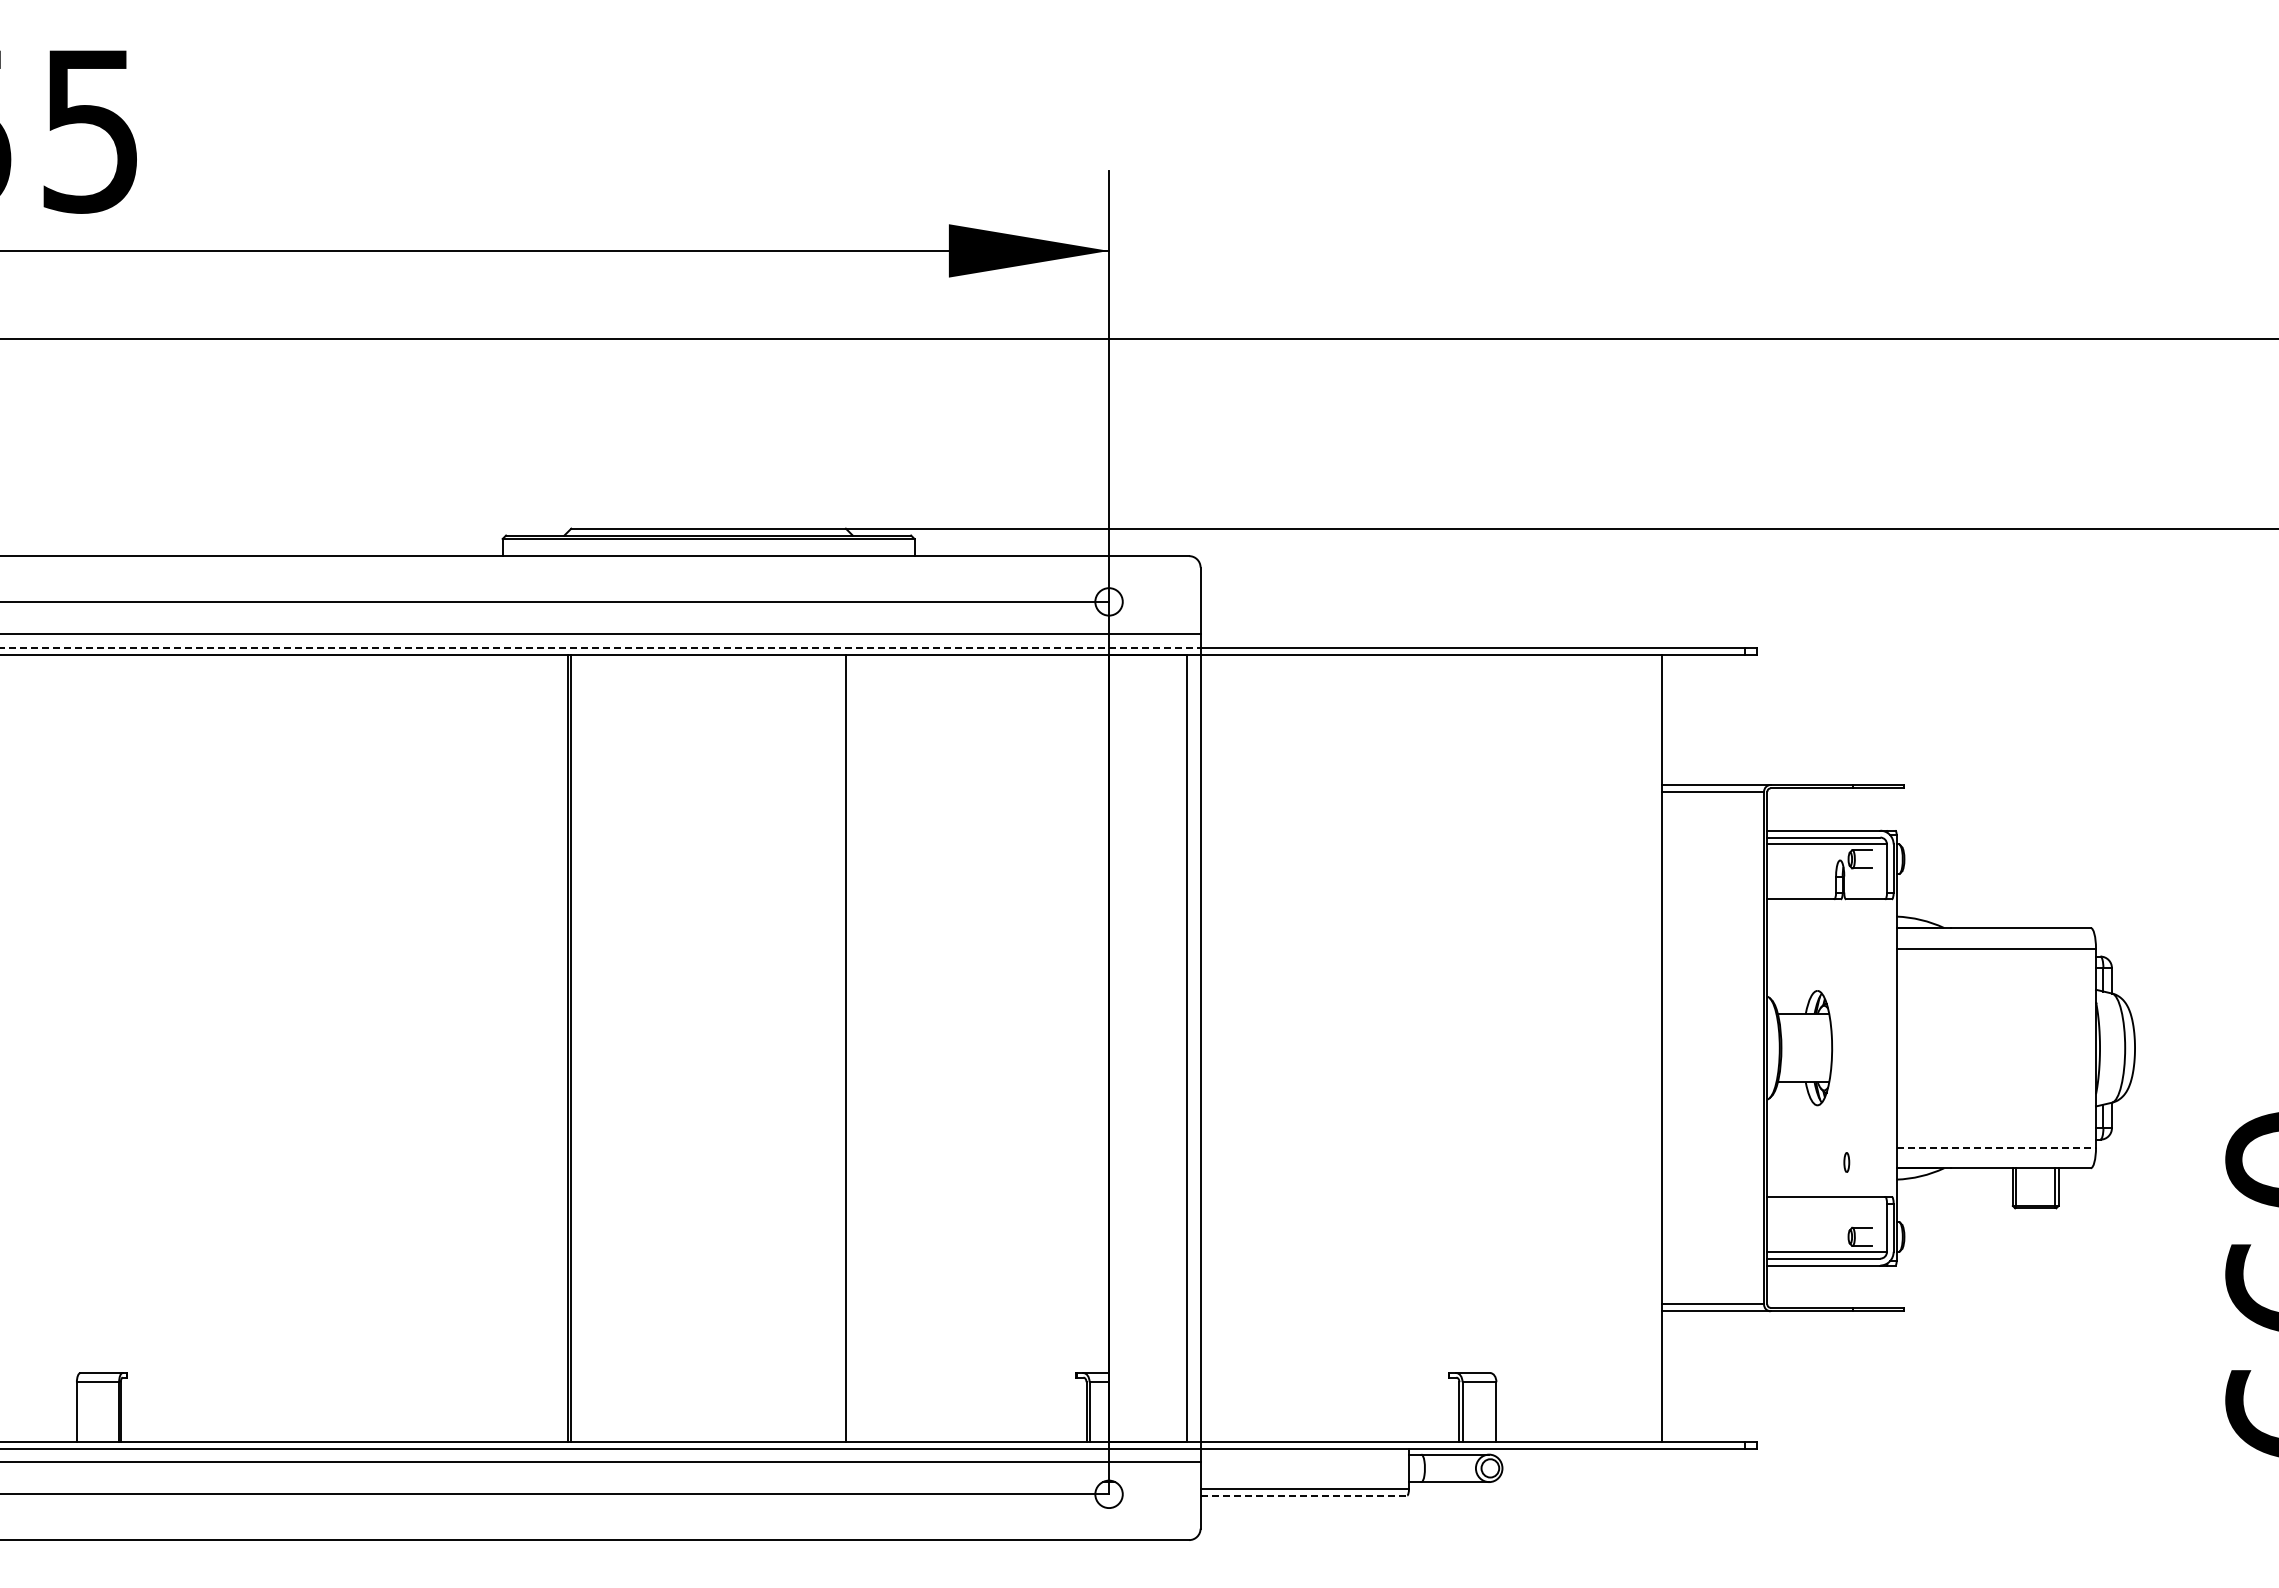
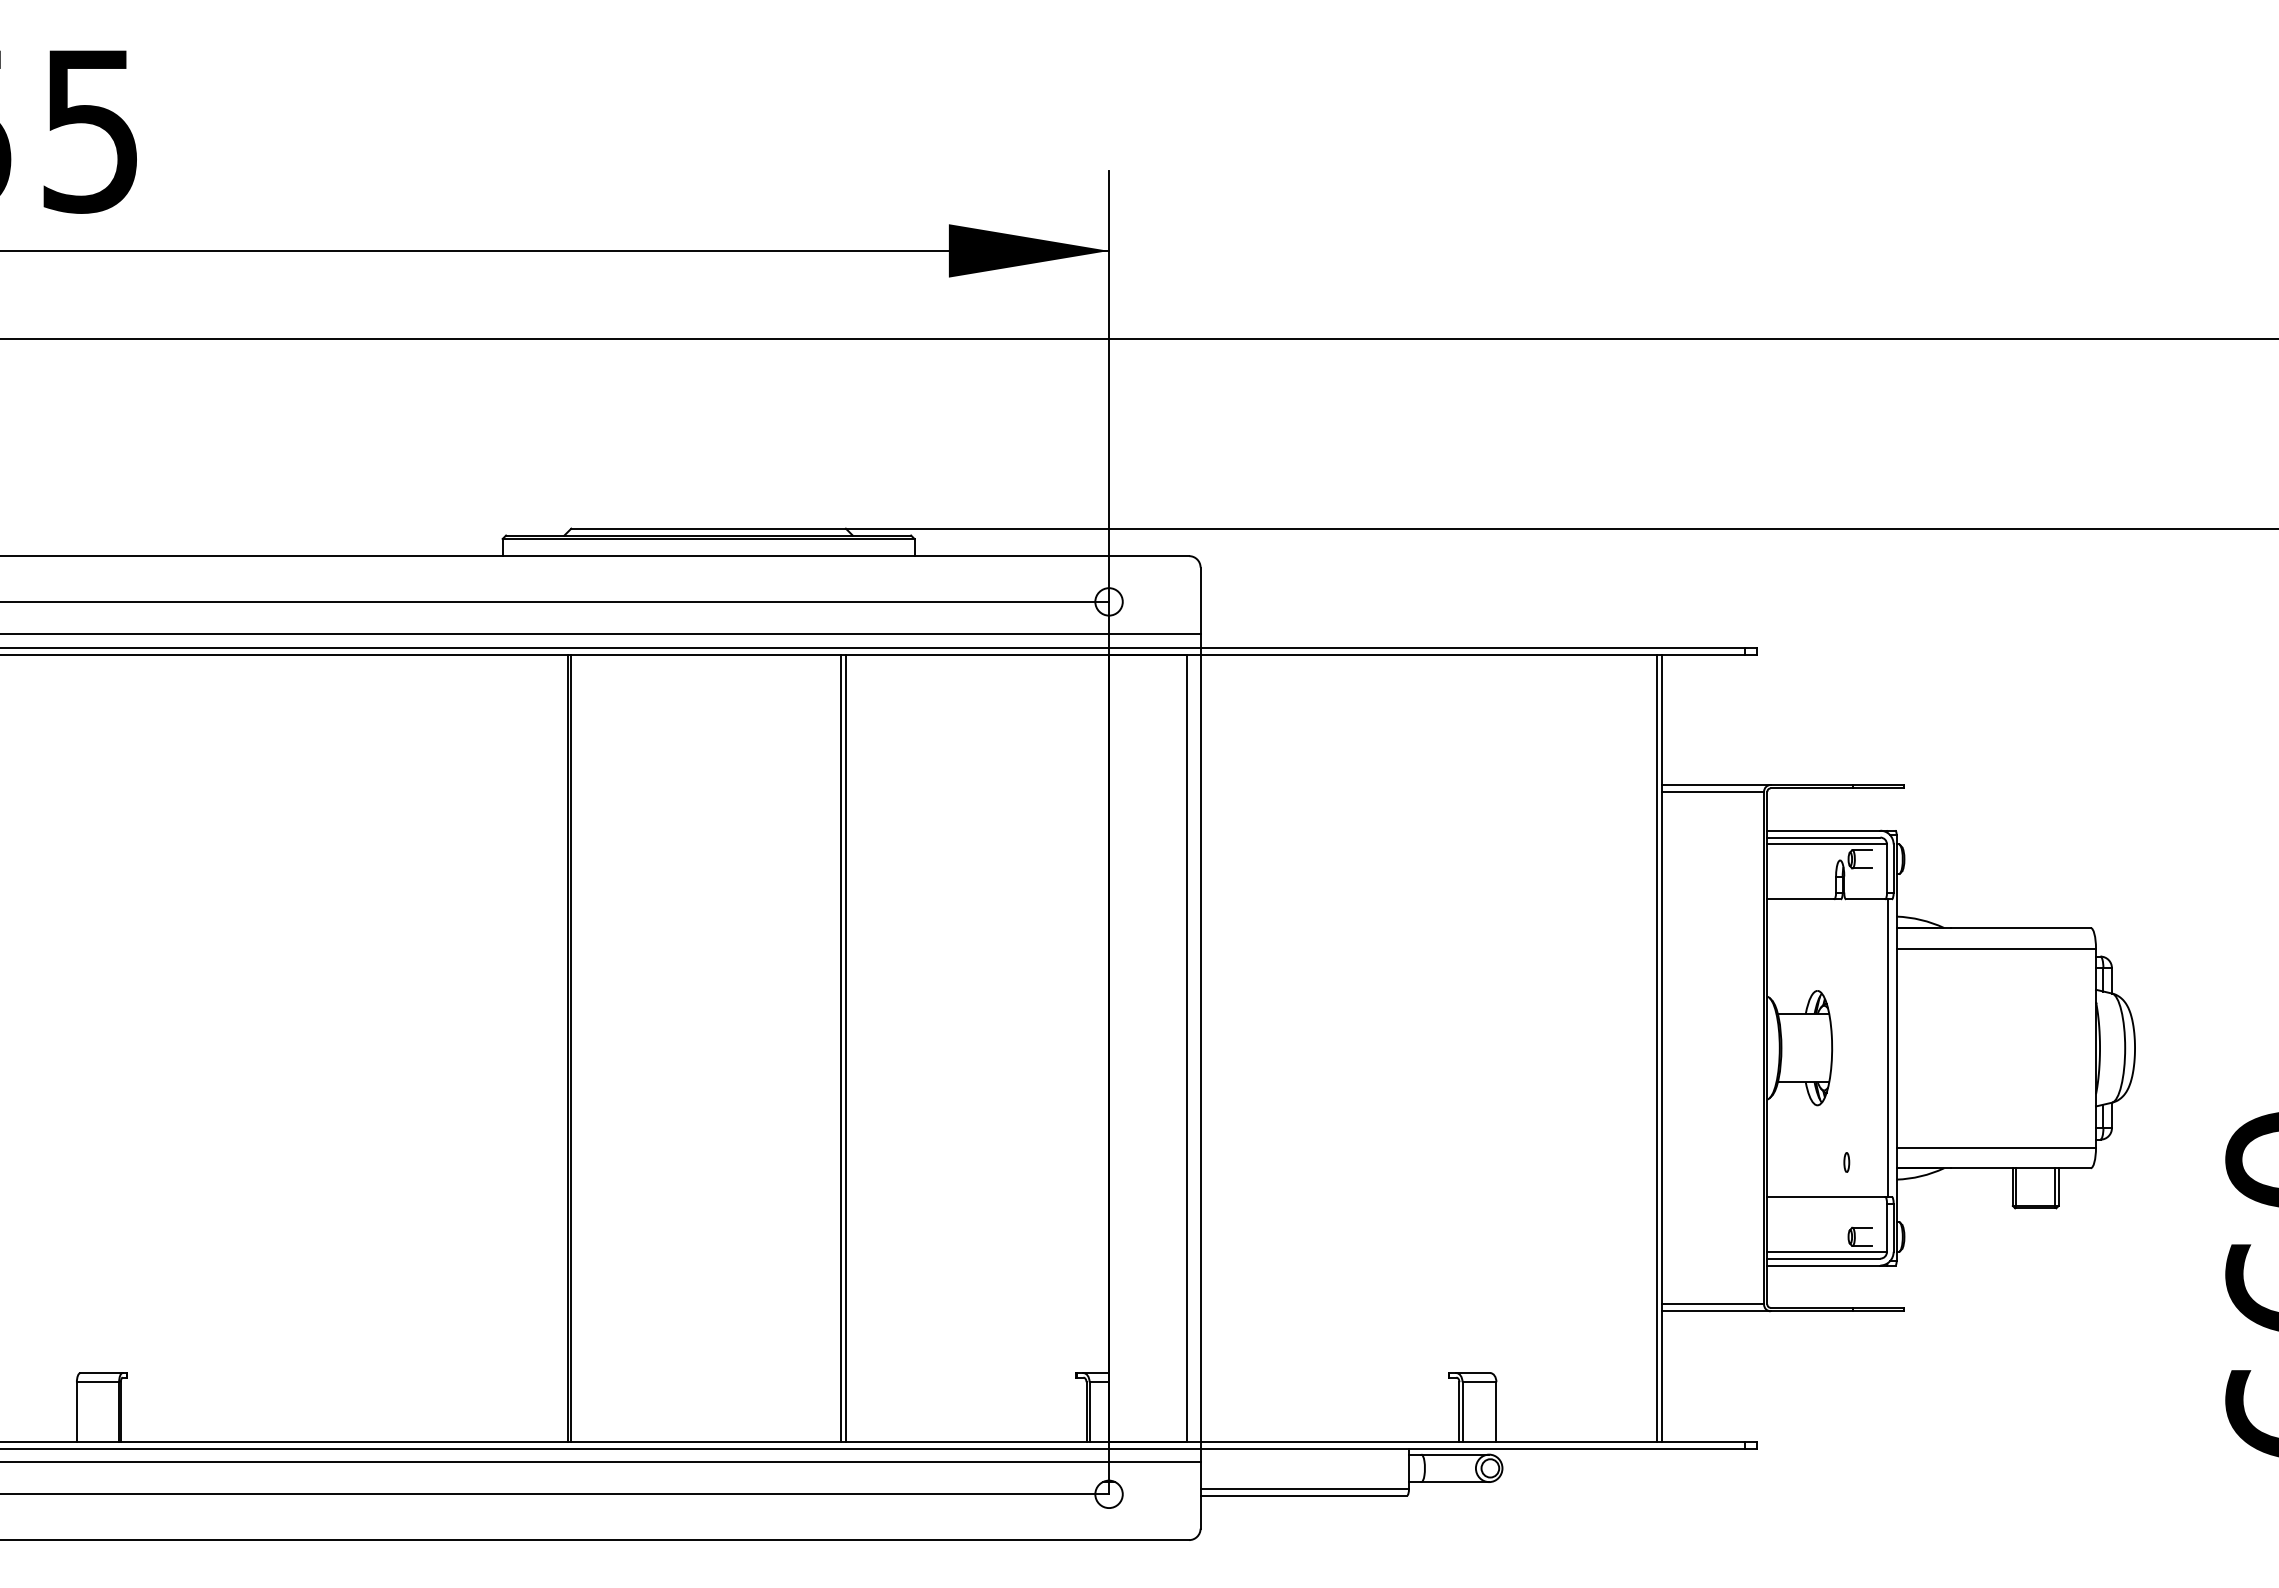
line: dashed -> solid (600, 647)
line: none -> present (841, 1047)
line: none -> present (1657, 1047)
line: none -> present (1887, 1047)
line: dashed -> solid (1996, 1147)
line: dashed -> solid (1304, 1495)
